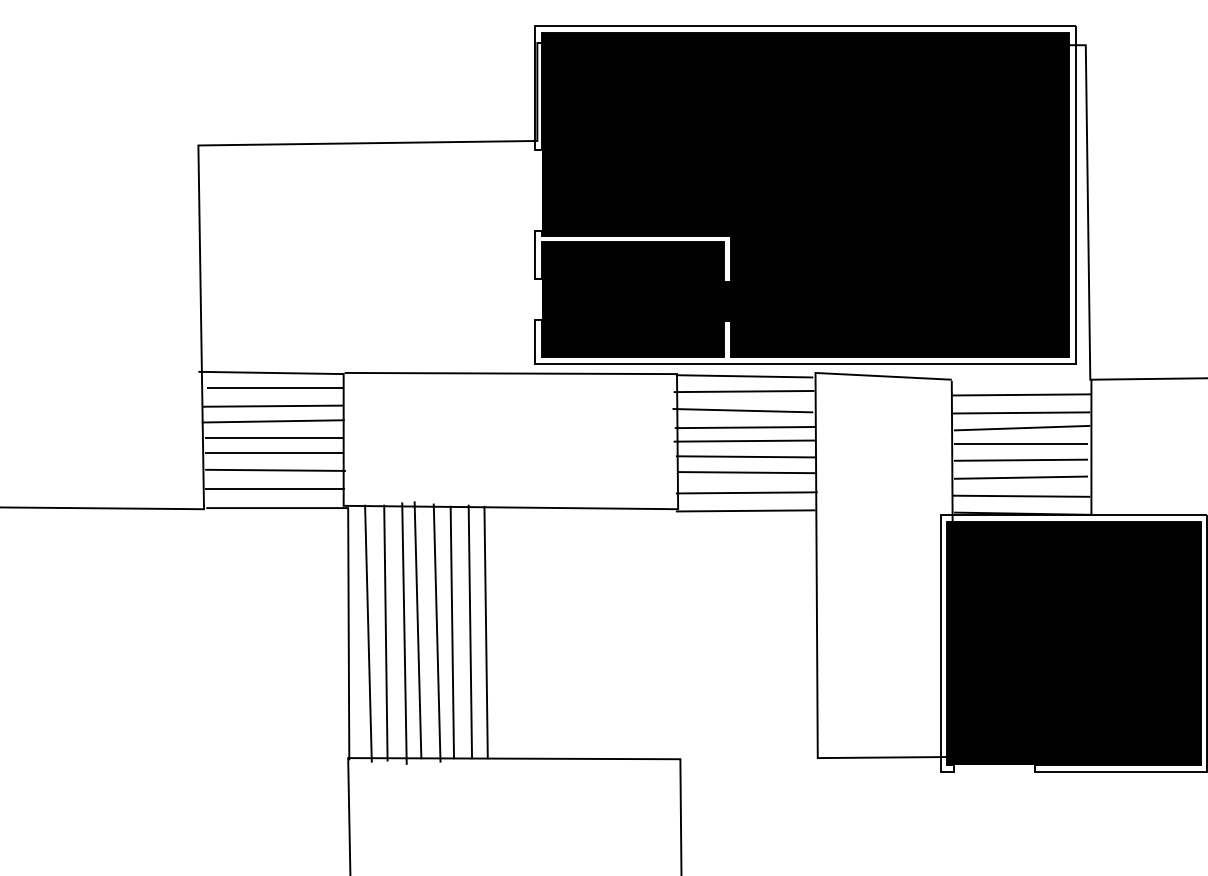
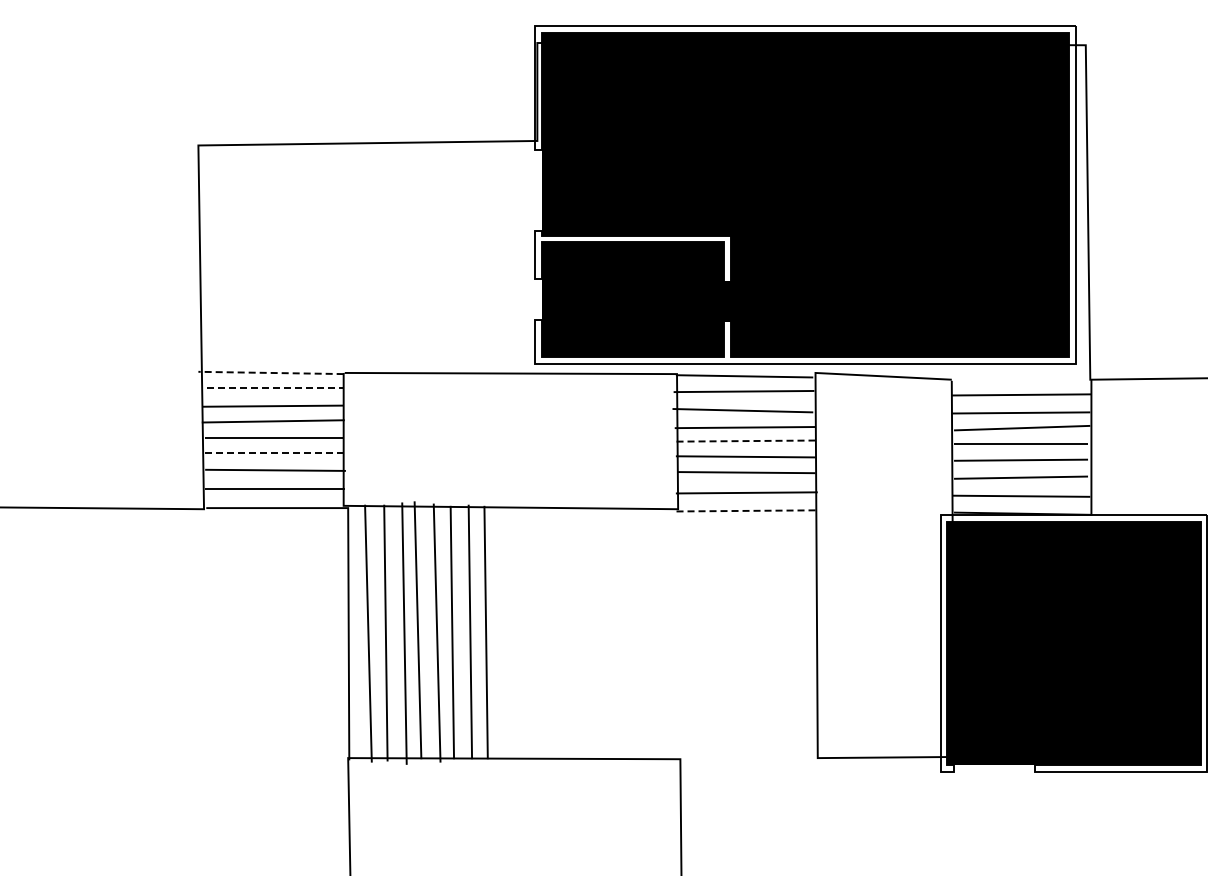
line: solid -> dashed (271, 372)
line: solid -> dashed (274, 387)
line: solid -> dashed (744, 441)
line: solid -> dashed (274, 452)
line: solid -> dashed (745, 510)
